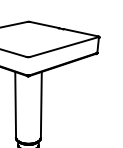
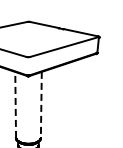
line: solid -> dashed (15, 104)
line: solid -> dashed (41, 105)
